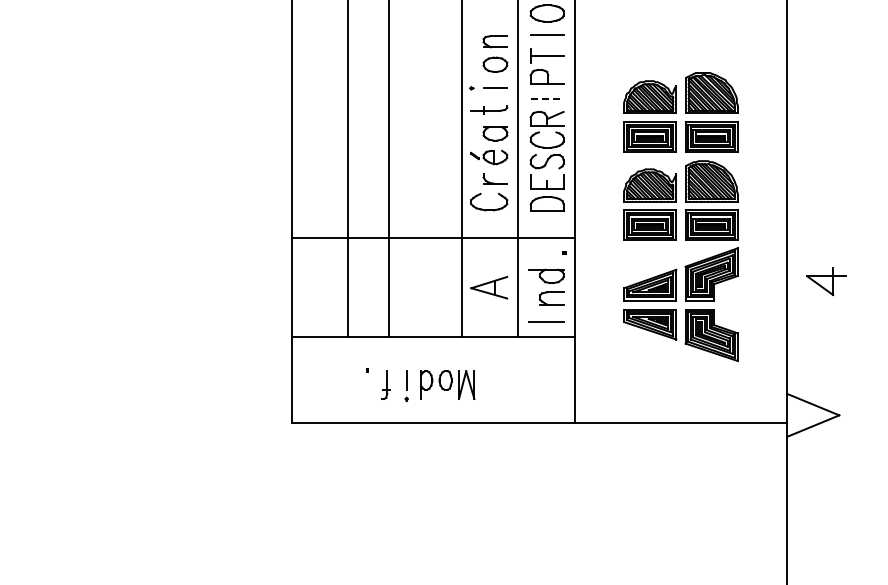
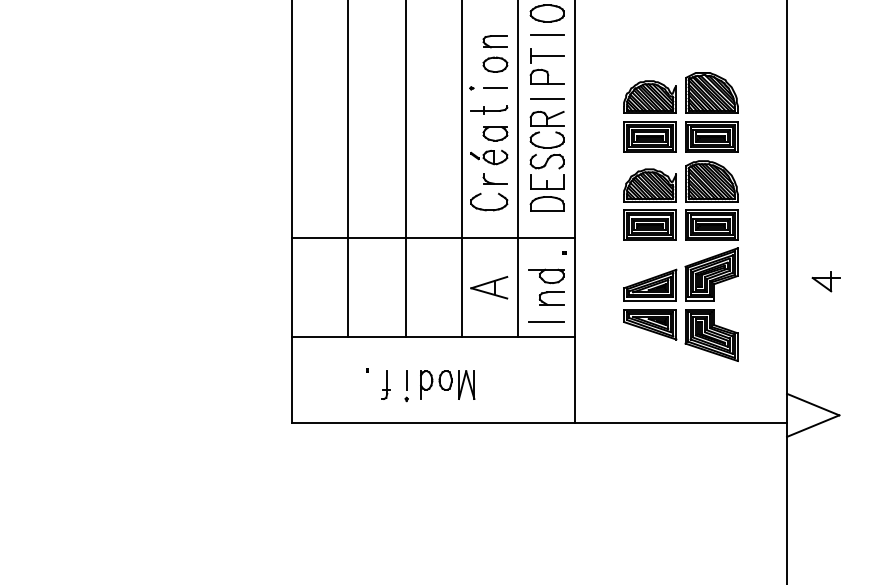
line: dashed -> solid (547, 98)
line position: (388, 169) -> (405, 169) (405, 169)
part size: 41x30 px -> 30x22 px (825, 281)
